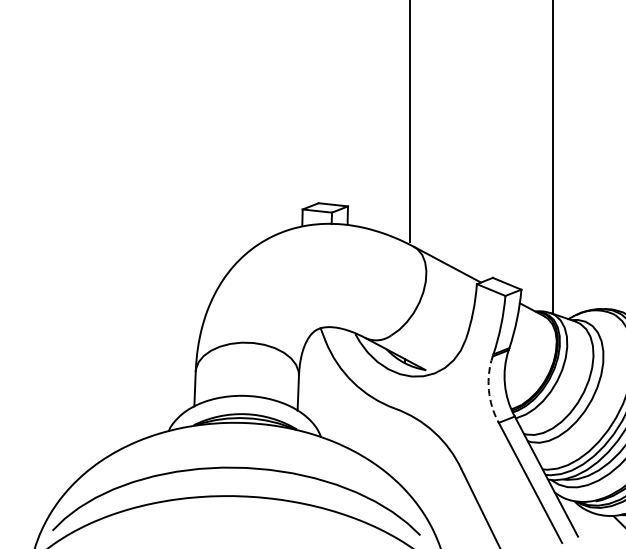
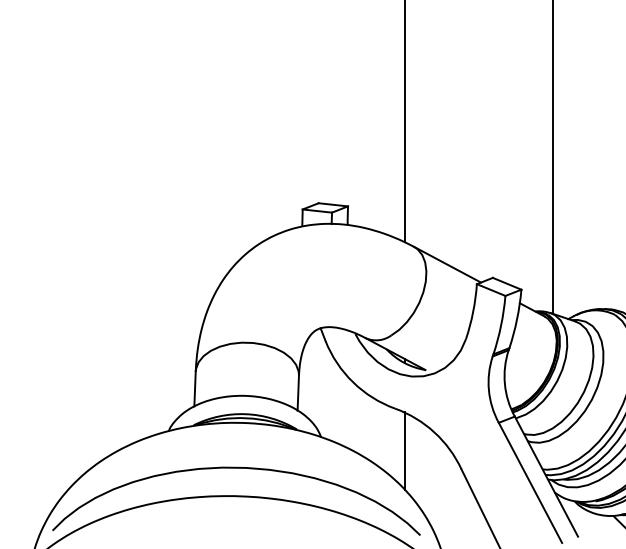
line position: (410, 122) -> (405, 122) (405, 122)
arc: dashed -> solid (488, 390)
line: none -> present (405, 451)
